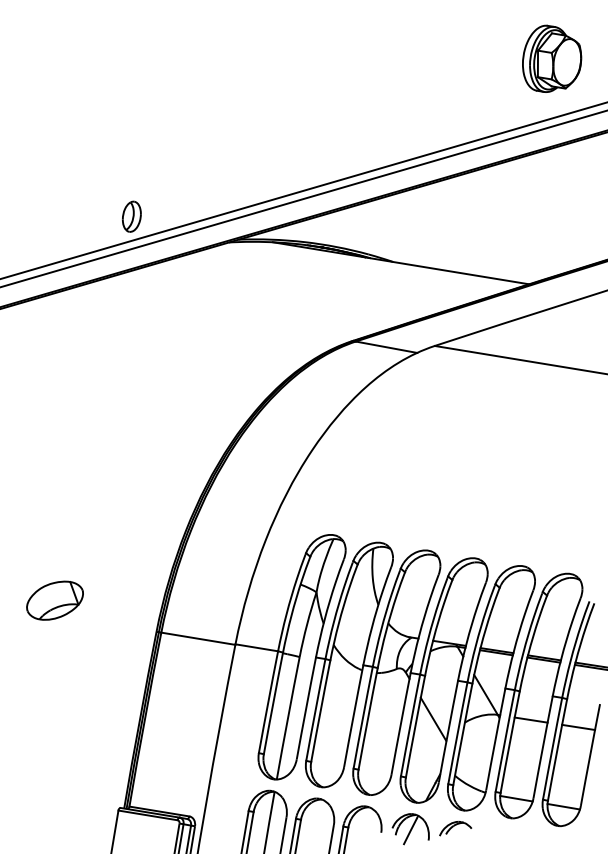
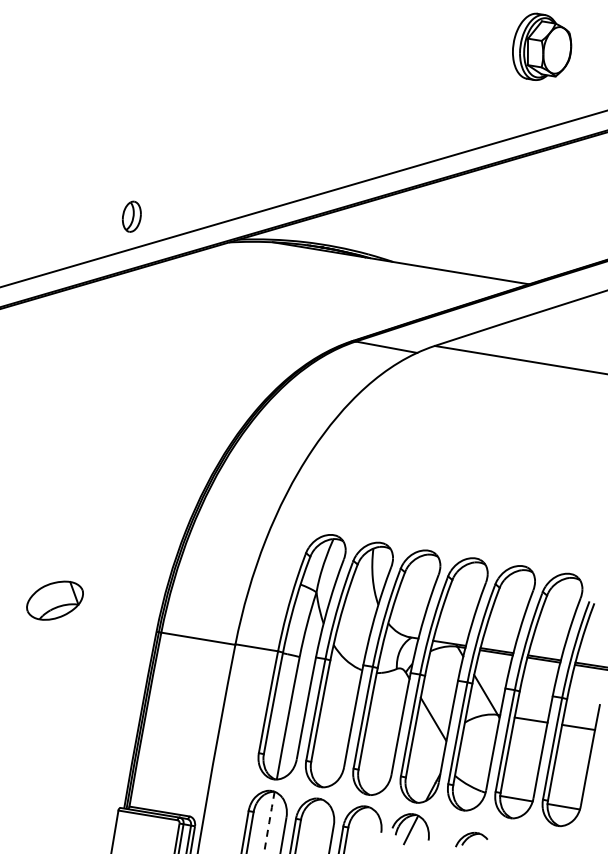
part position: (552, 58) -> (542, 46) (542, 46)
line: present -> none (303, 190)
arc: solid -> dashed (269, 823)
part position: (455, 828) -> (471, 839) (471, 839)
